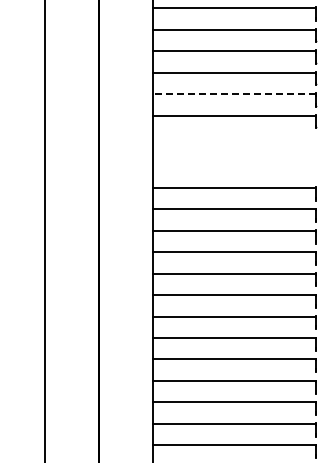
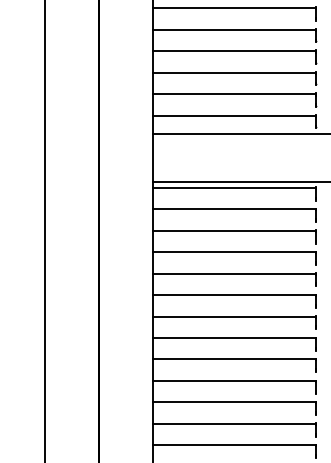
line: dashed -> solid (234, 94)
line: none -> present (239, 133)
line: none -> present (239, 181)
